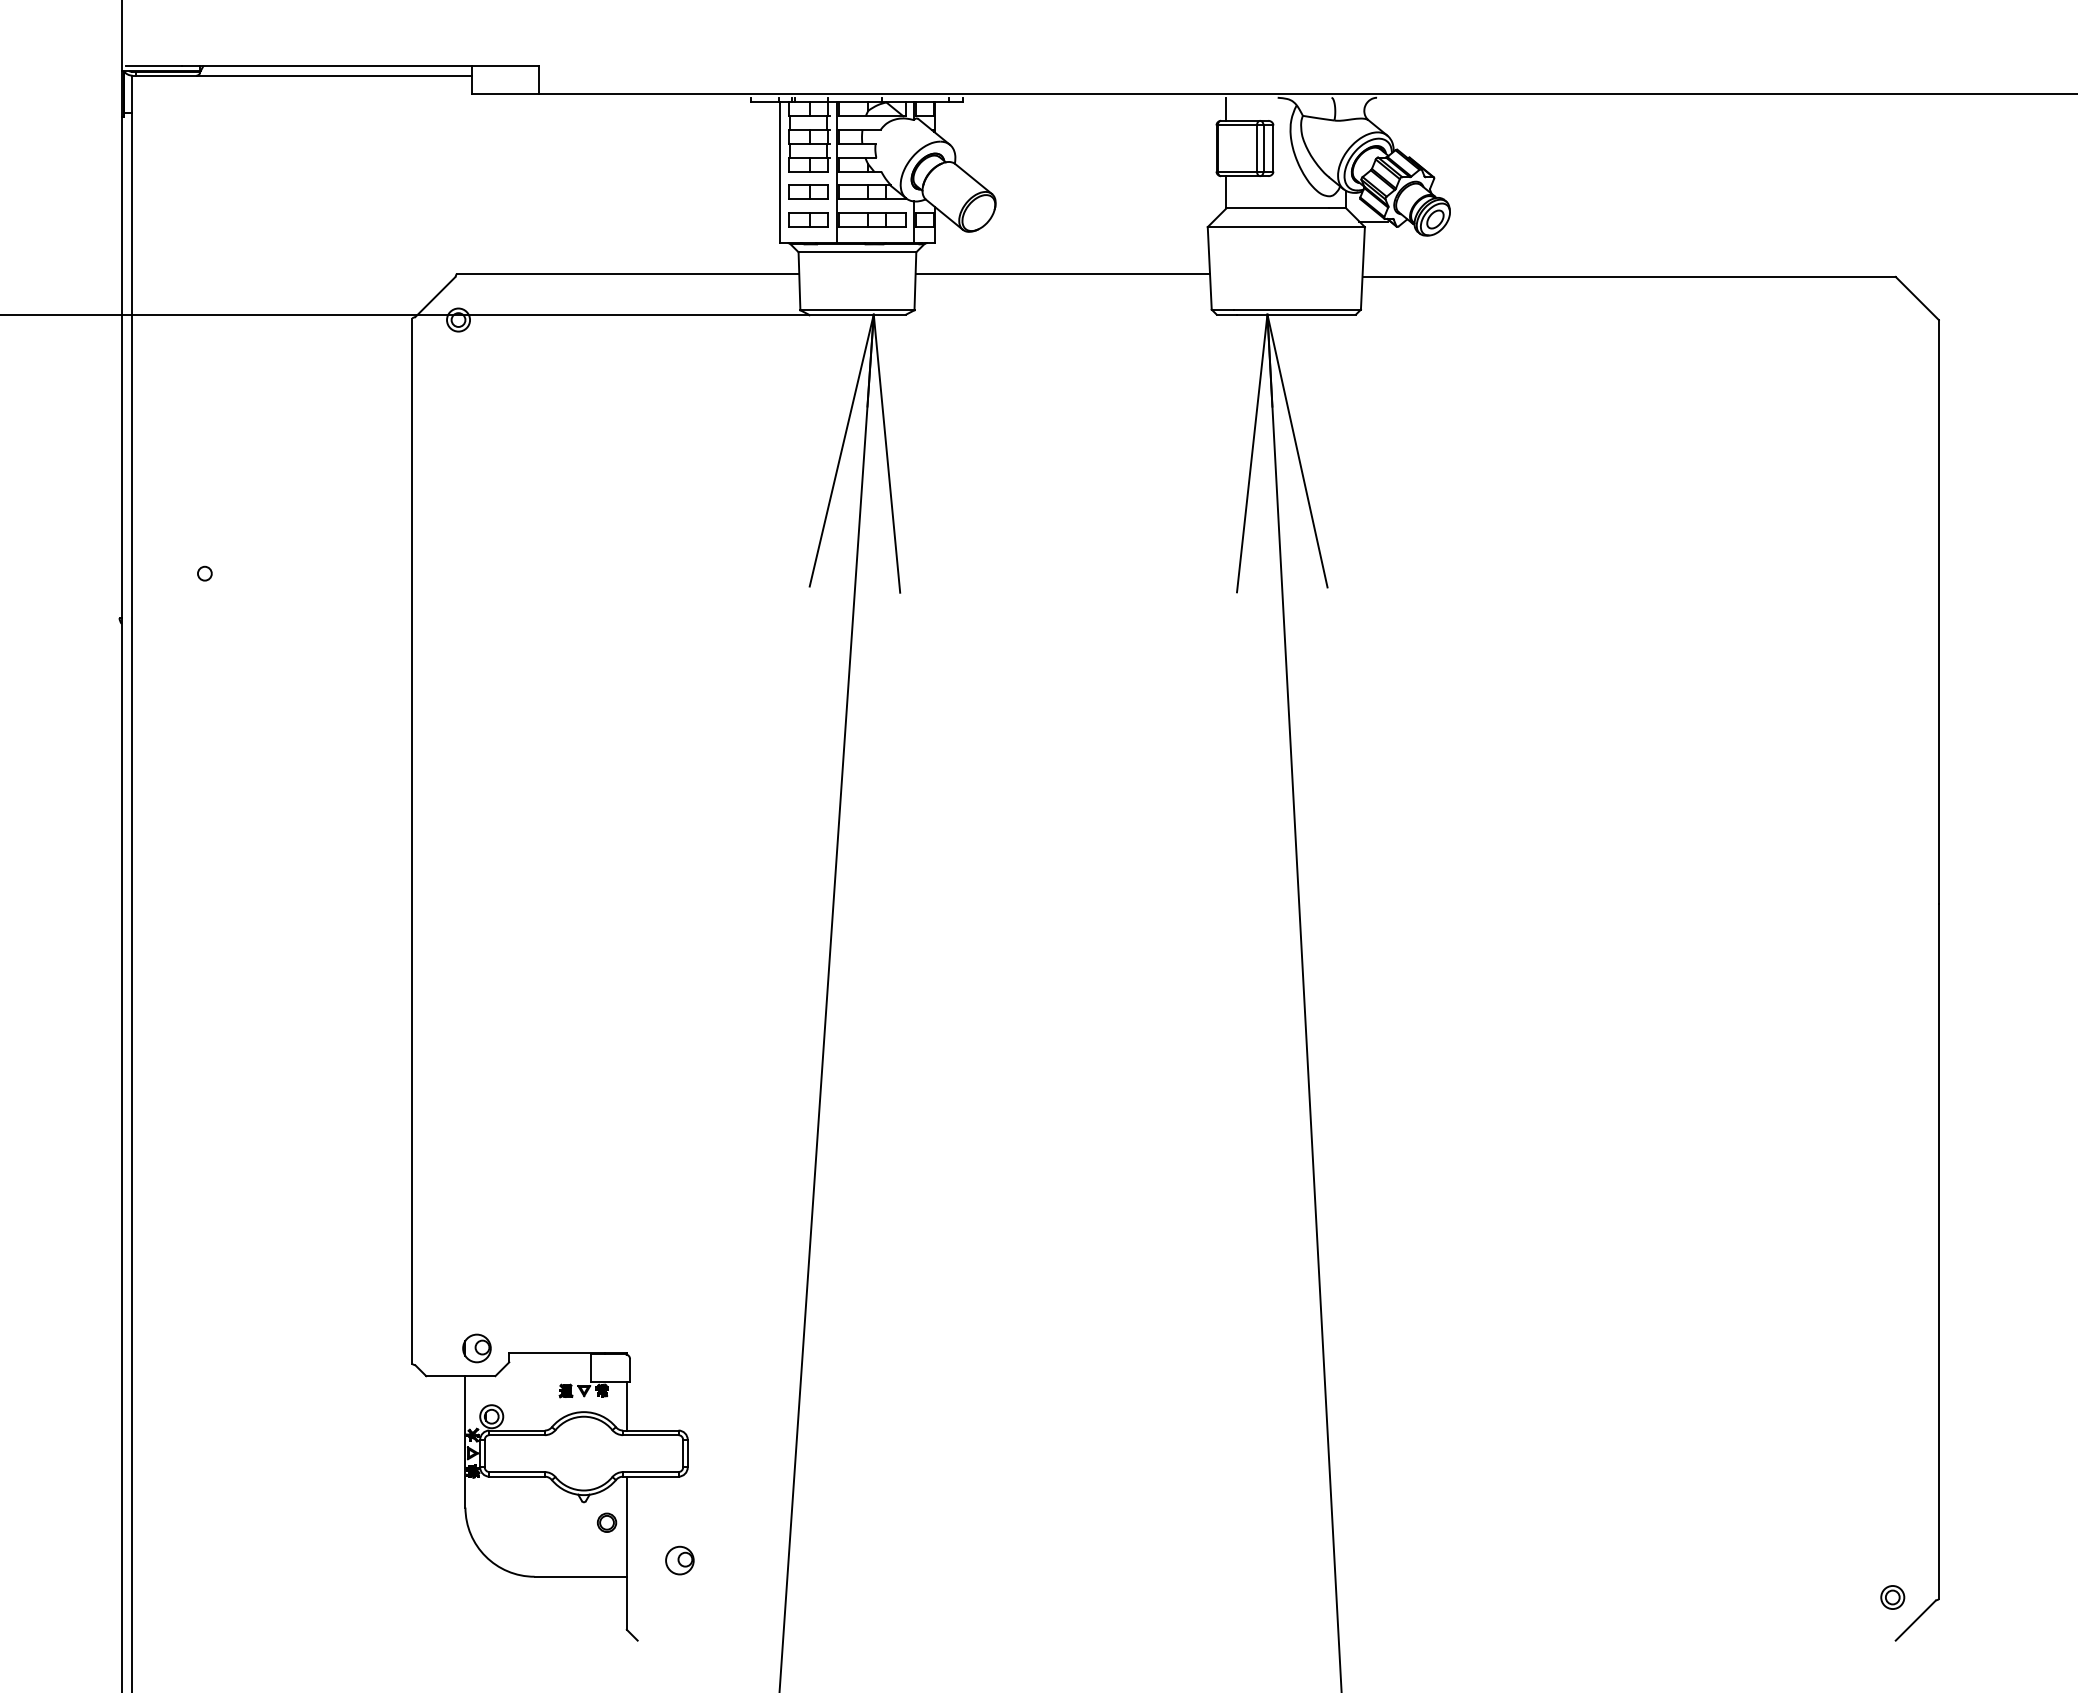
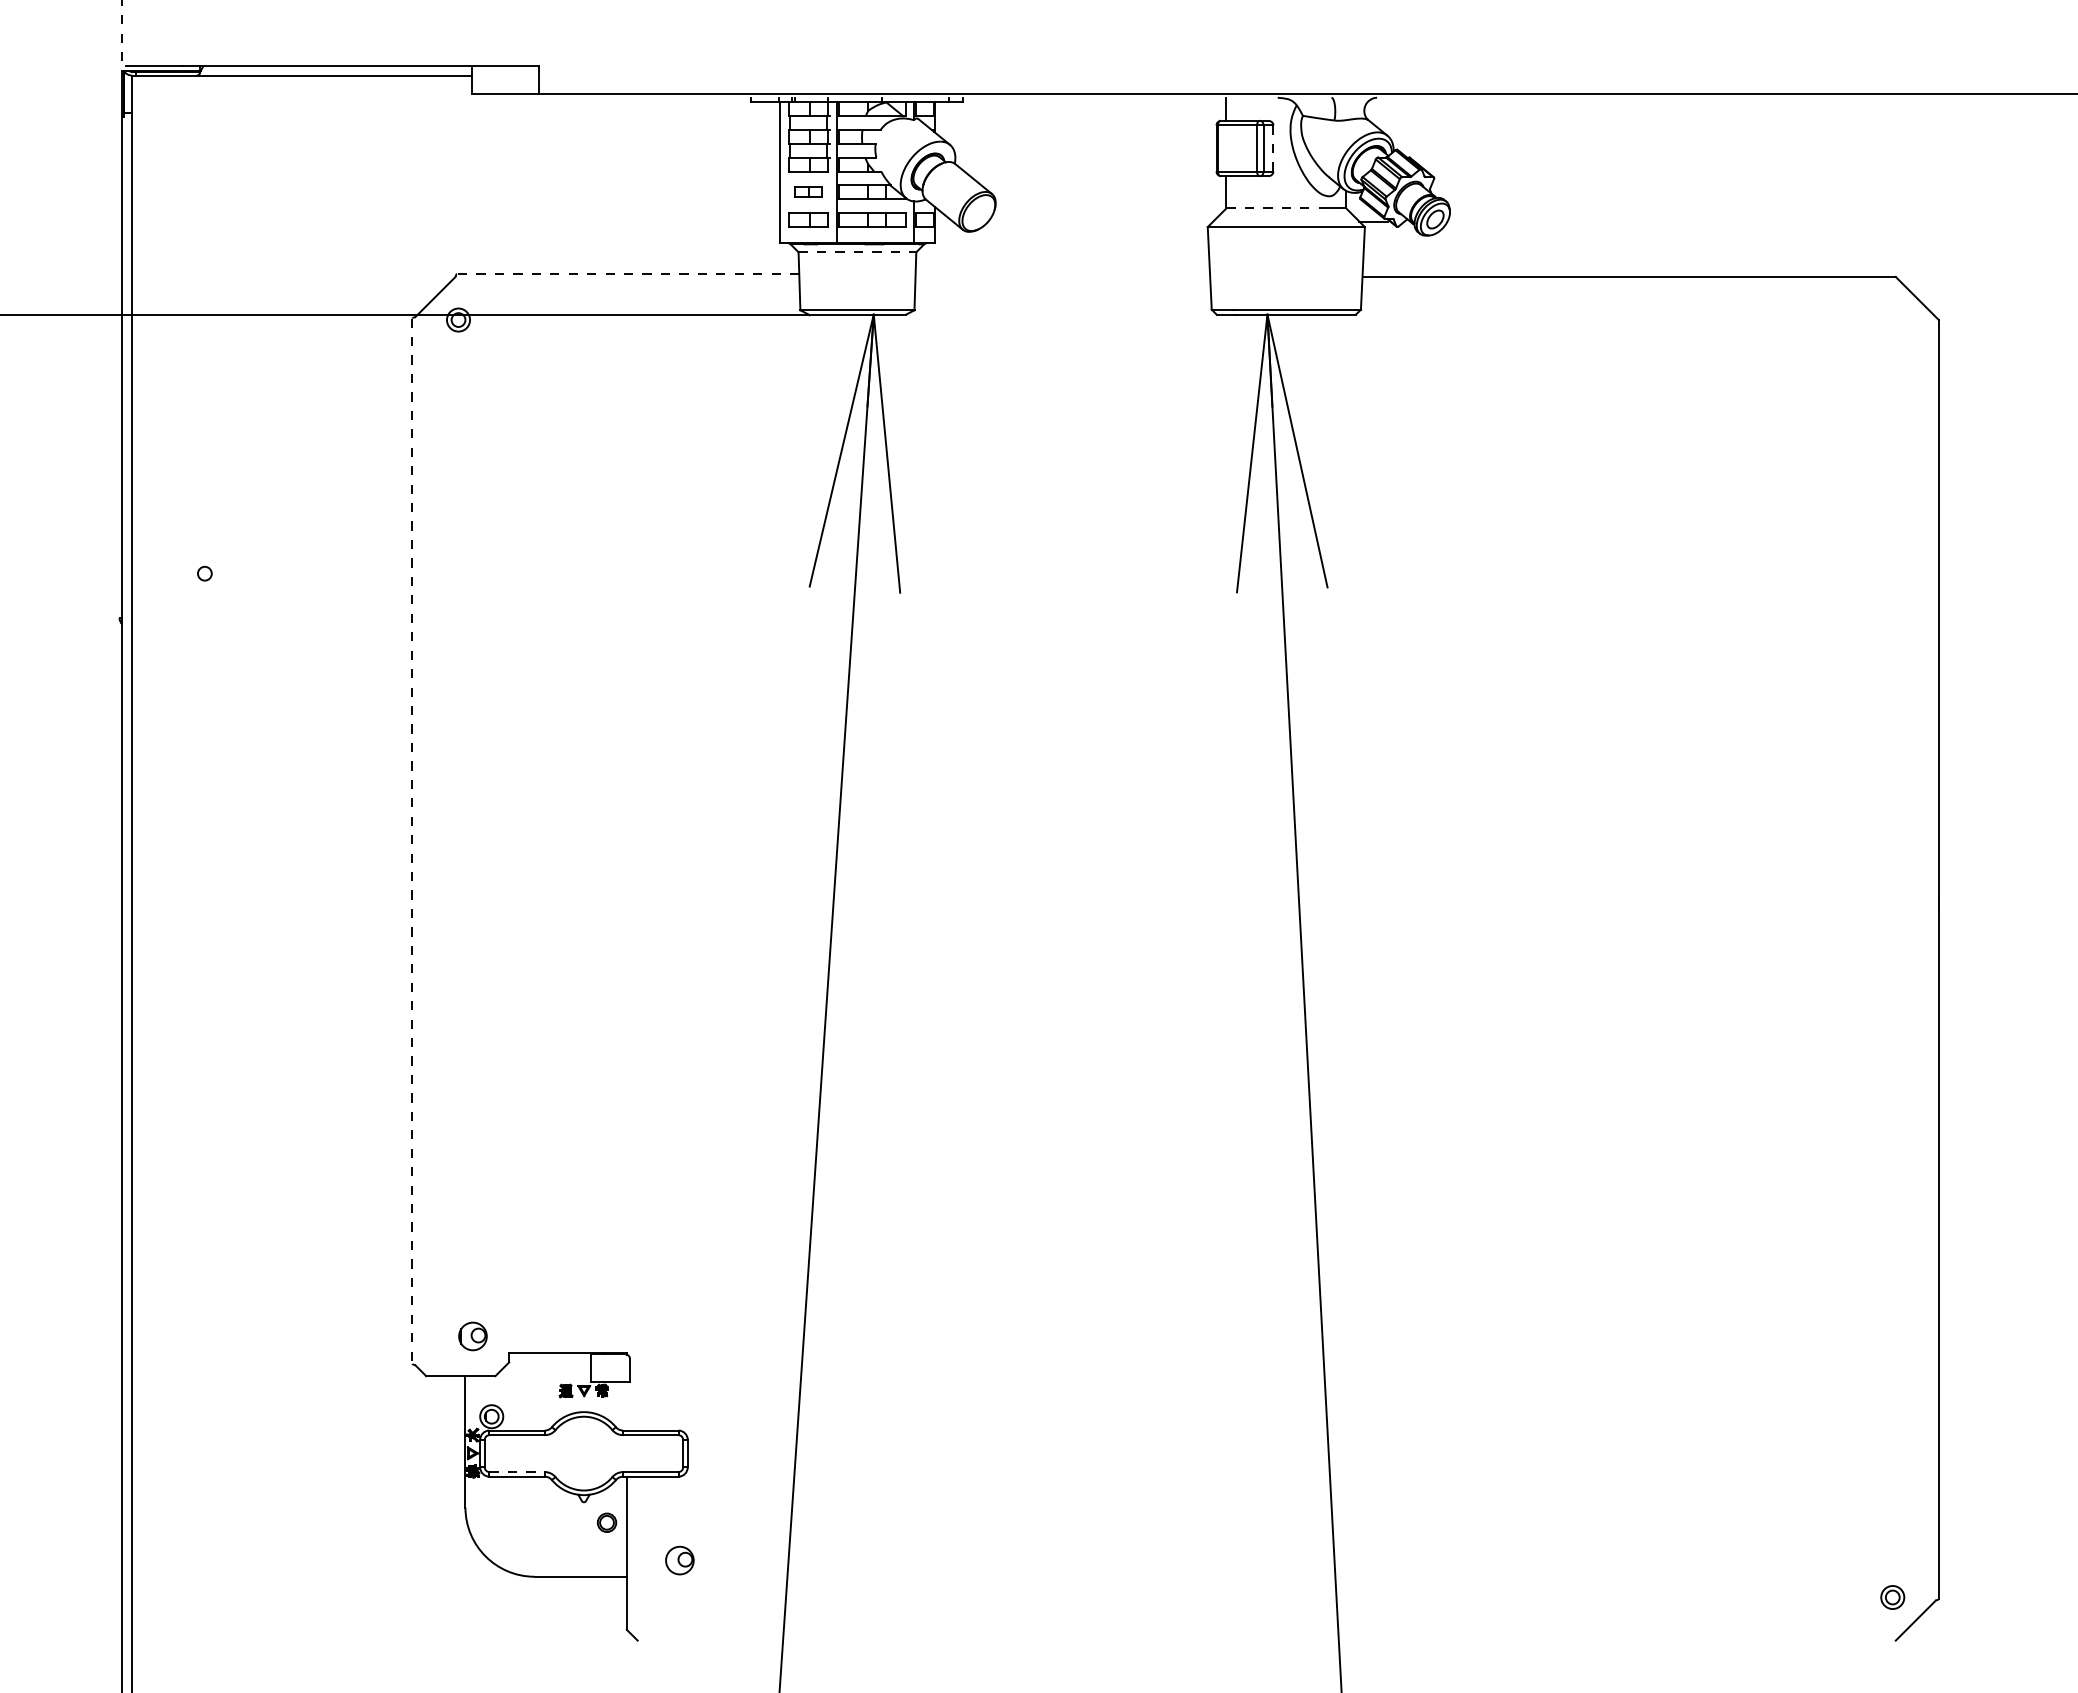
line: solid -> dashed (121, 35)
line: solid -> dashed (1273, 149)
part size: 41x16 px -> 29x12 px (808, 191)
line: solid -> dashed (1278, 208)
line: solid -> dashed (857, 252)
line: solid -> dashed (627, 273)
line: present -> none (1062, 273)
line: solid -> dashed (412, 841)
part position: (476, 1348) -> (472, 1336) (472, 1336)
line: present -> none (626, 1406)
line: solid -> dashed (517, 1472)
